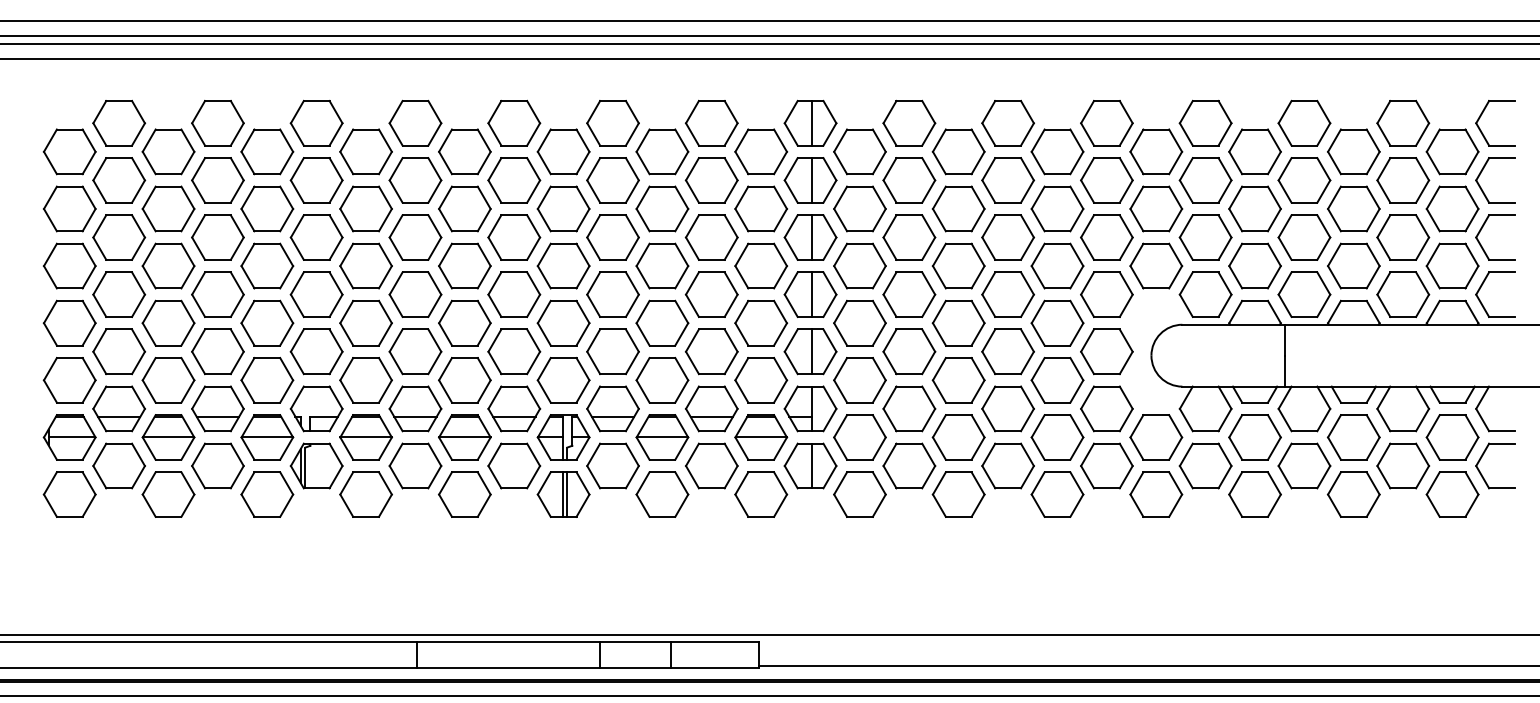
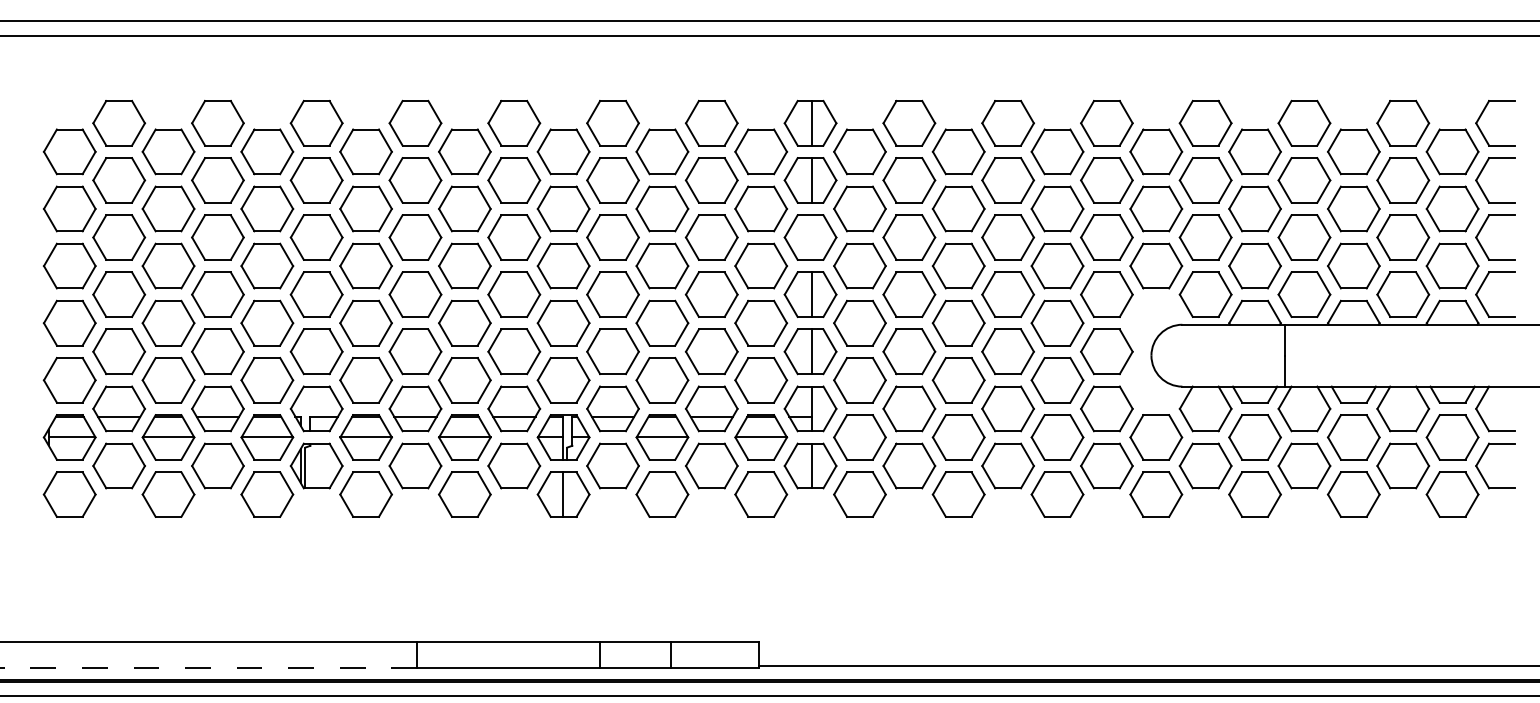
line: present -> none (769, 44)
line: present -> none (769, 58)
line: present -> none (812, 237)
line: present -> none (567, 494)
line: present -> none (769, 635)
line: solid -> dashed (208, 667)
